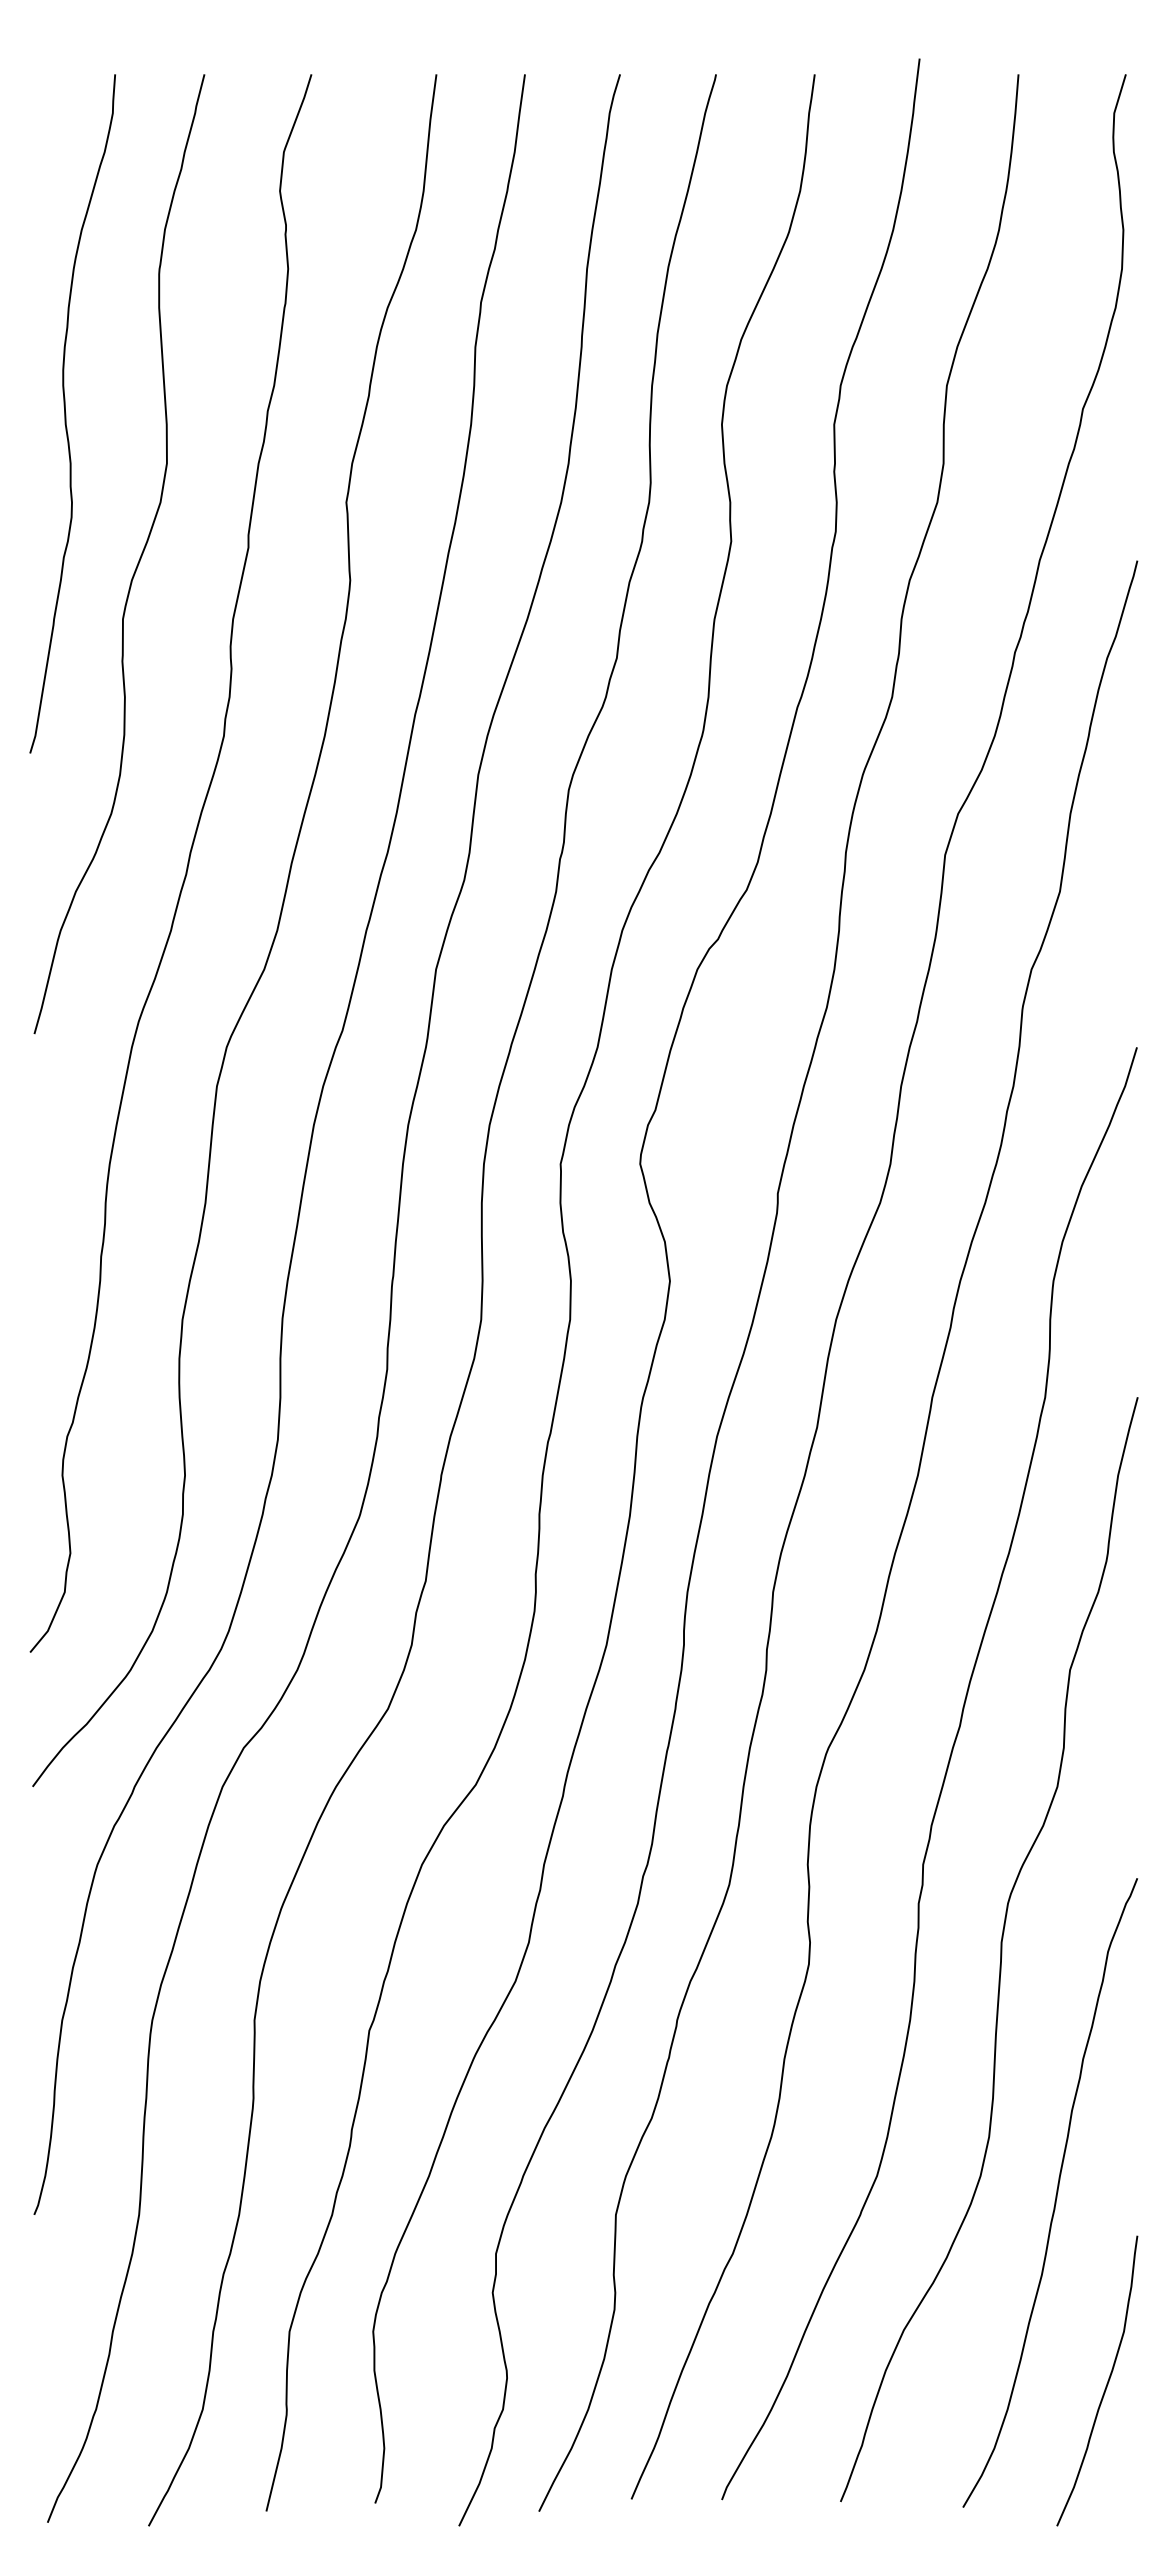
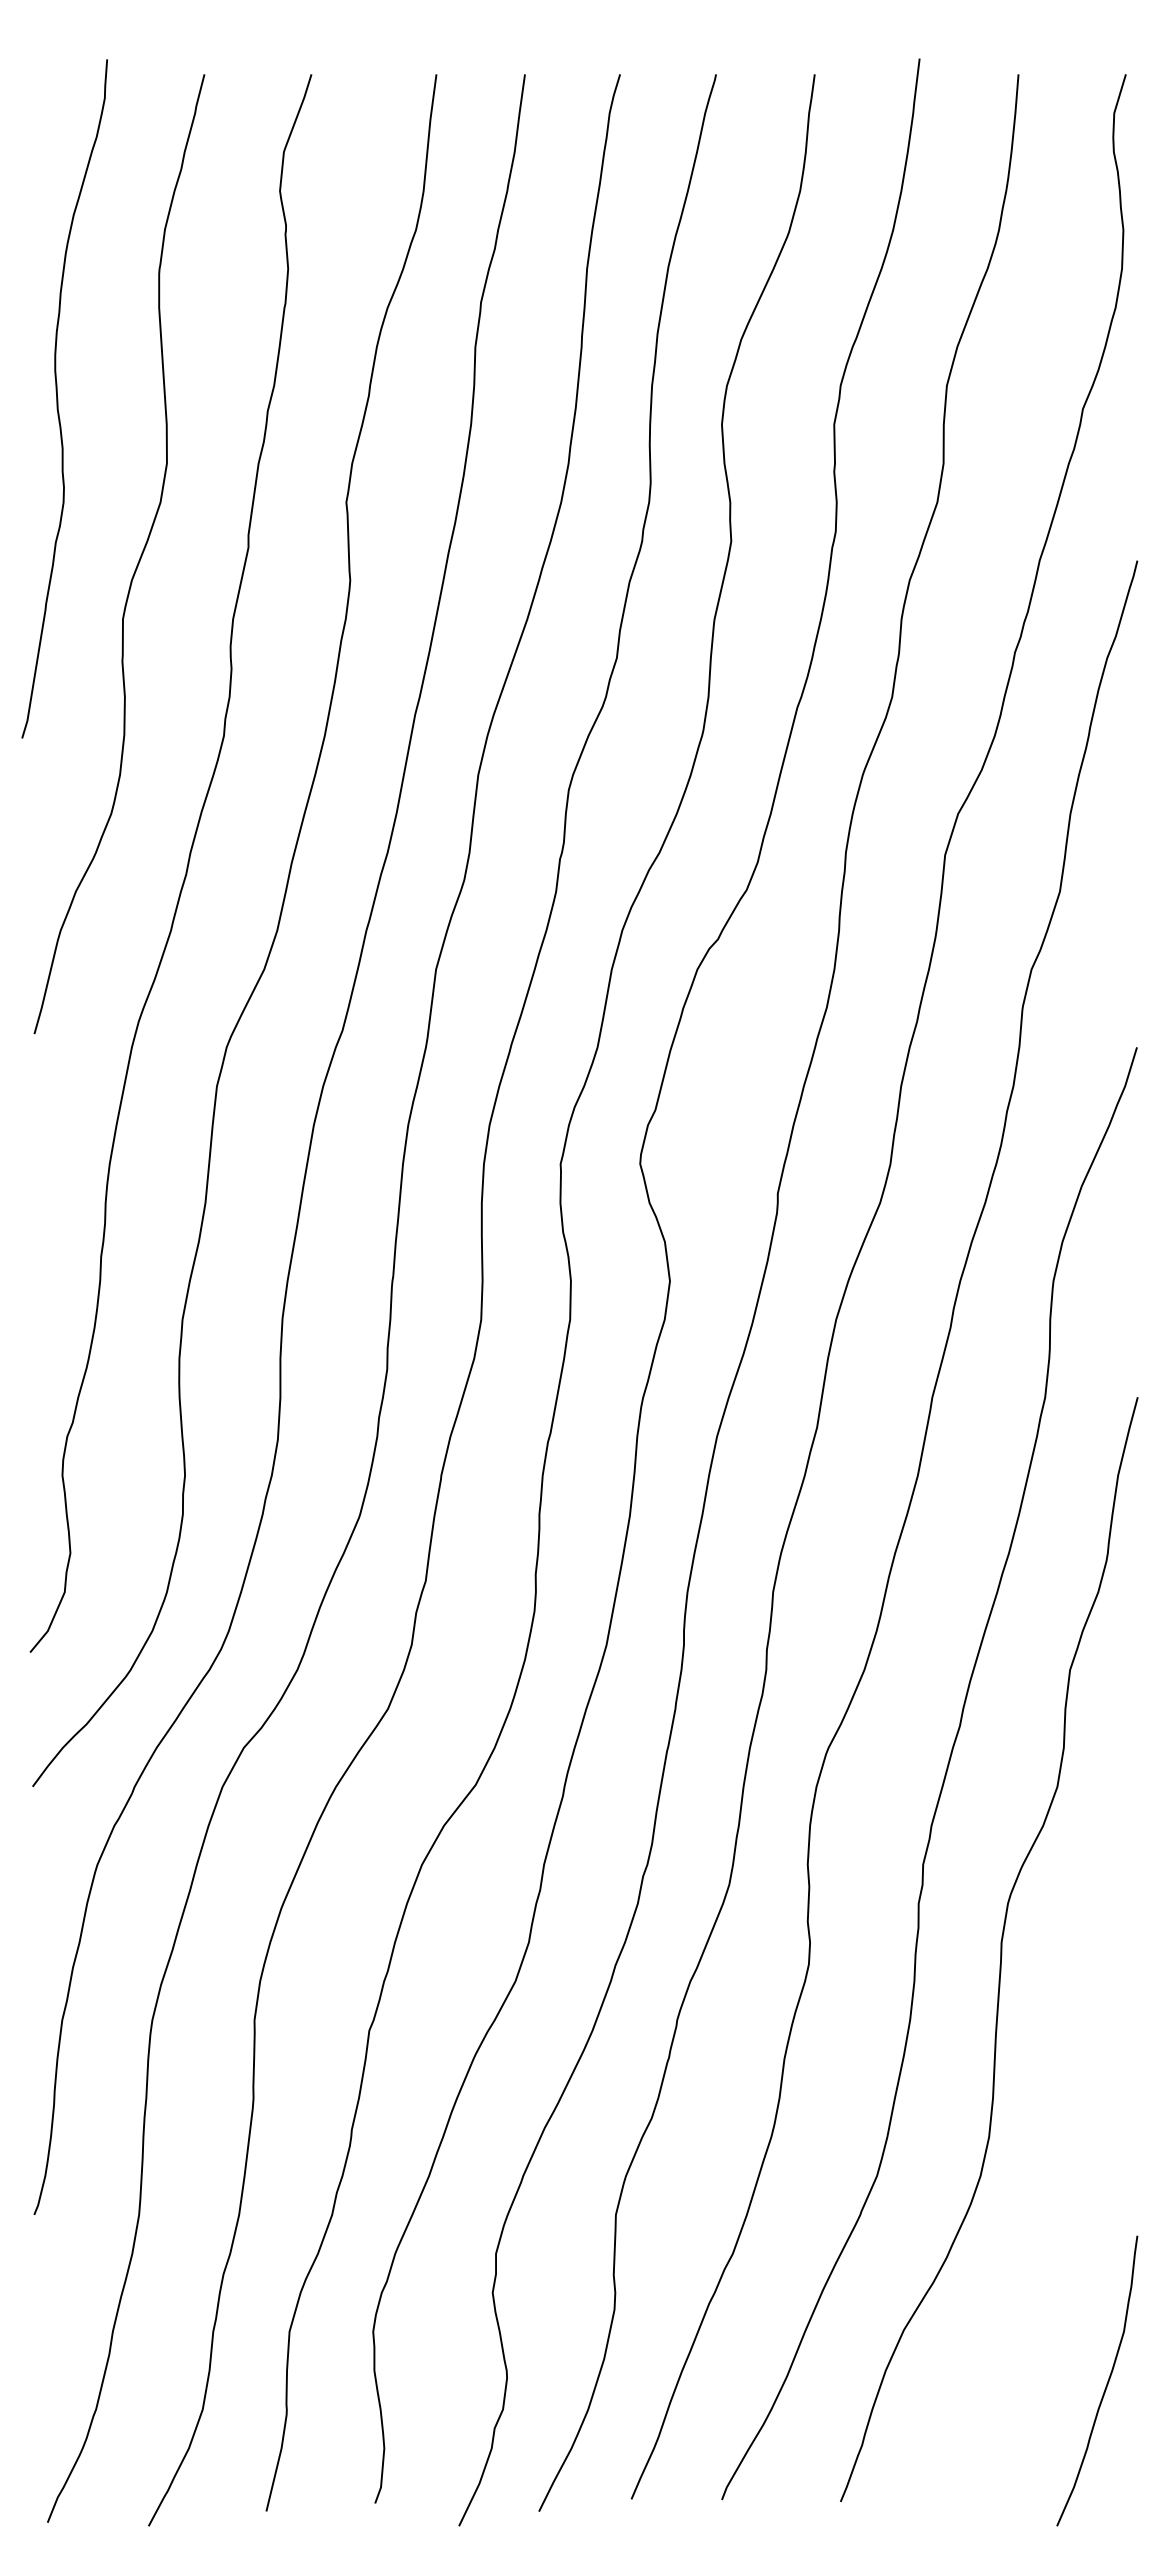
curve position: (66, 413) -> (58, 398) (58, 398)
curve: present -> none (1055, 2195)
